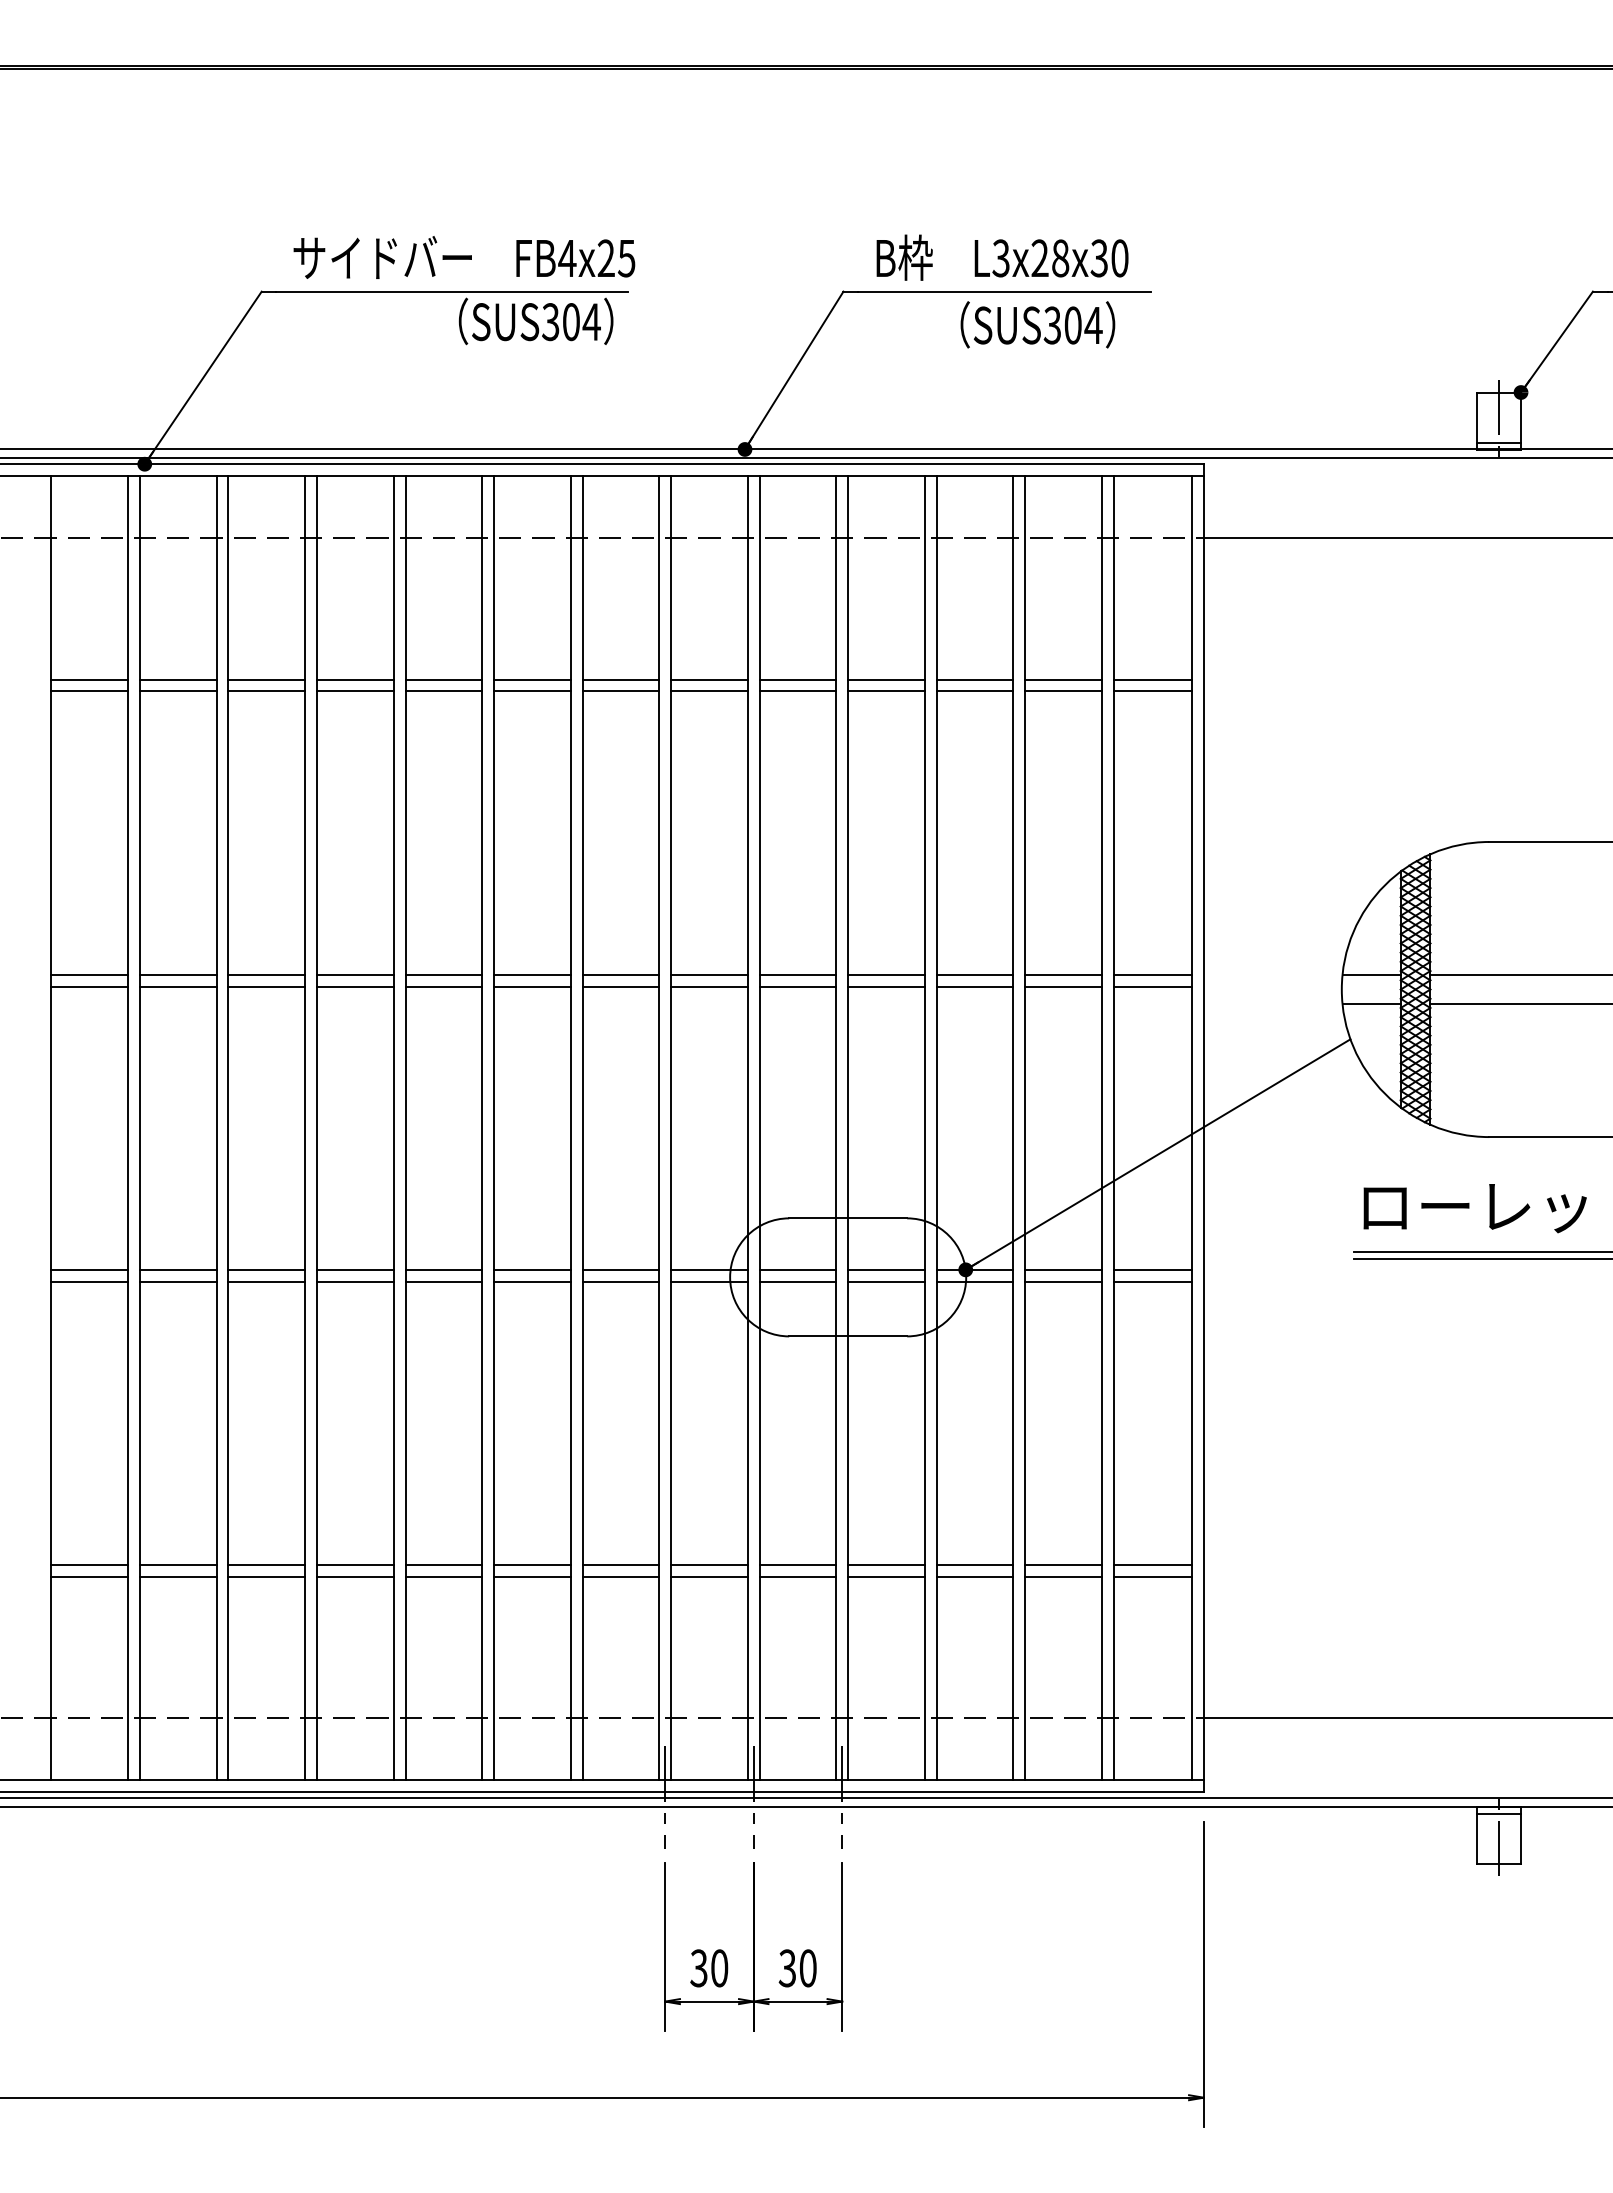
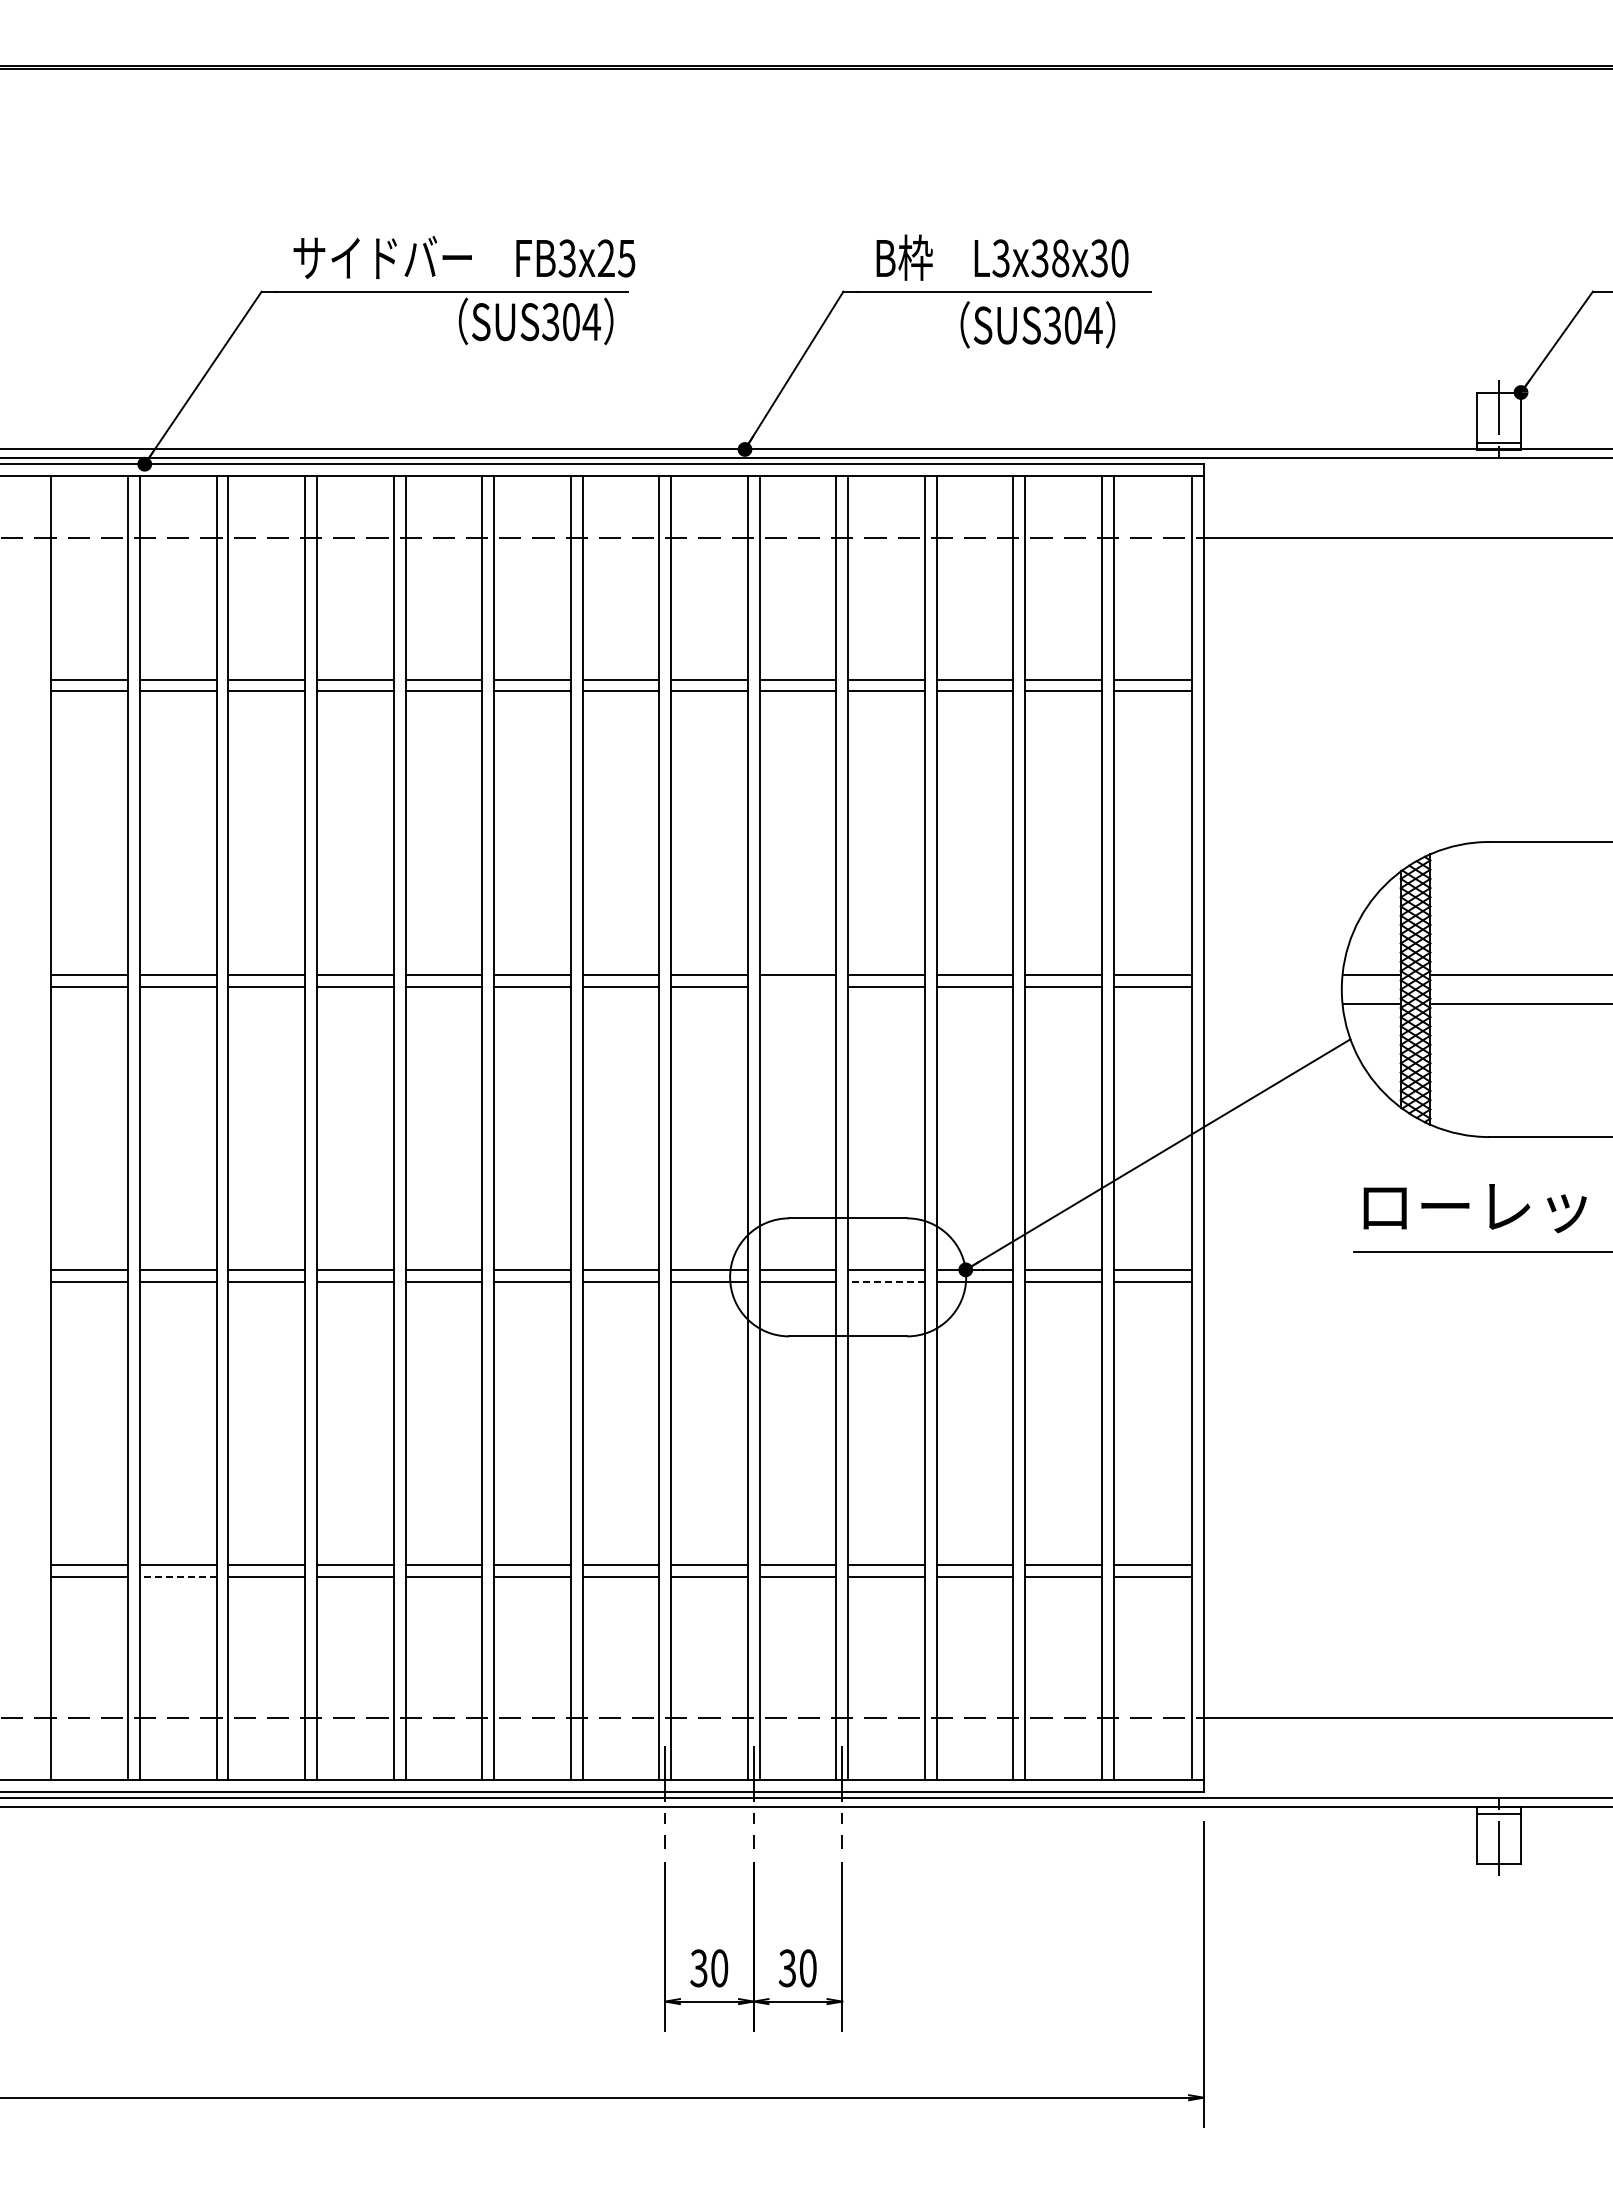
text: FB4x25 -> FB3x25 (567, 258)
text: L3x28x30 -> L3x38x30 (1039, 258)
line: present -> none (797, 986)
line: present -> none (1481, 1259)
line: solid -> dashed (886, 1281)
line: solid -> dashed (177, 1576)
